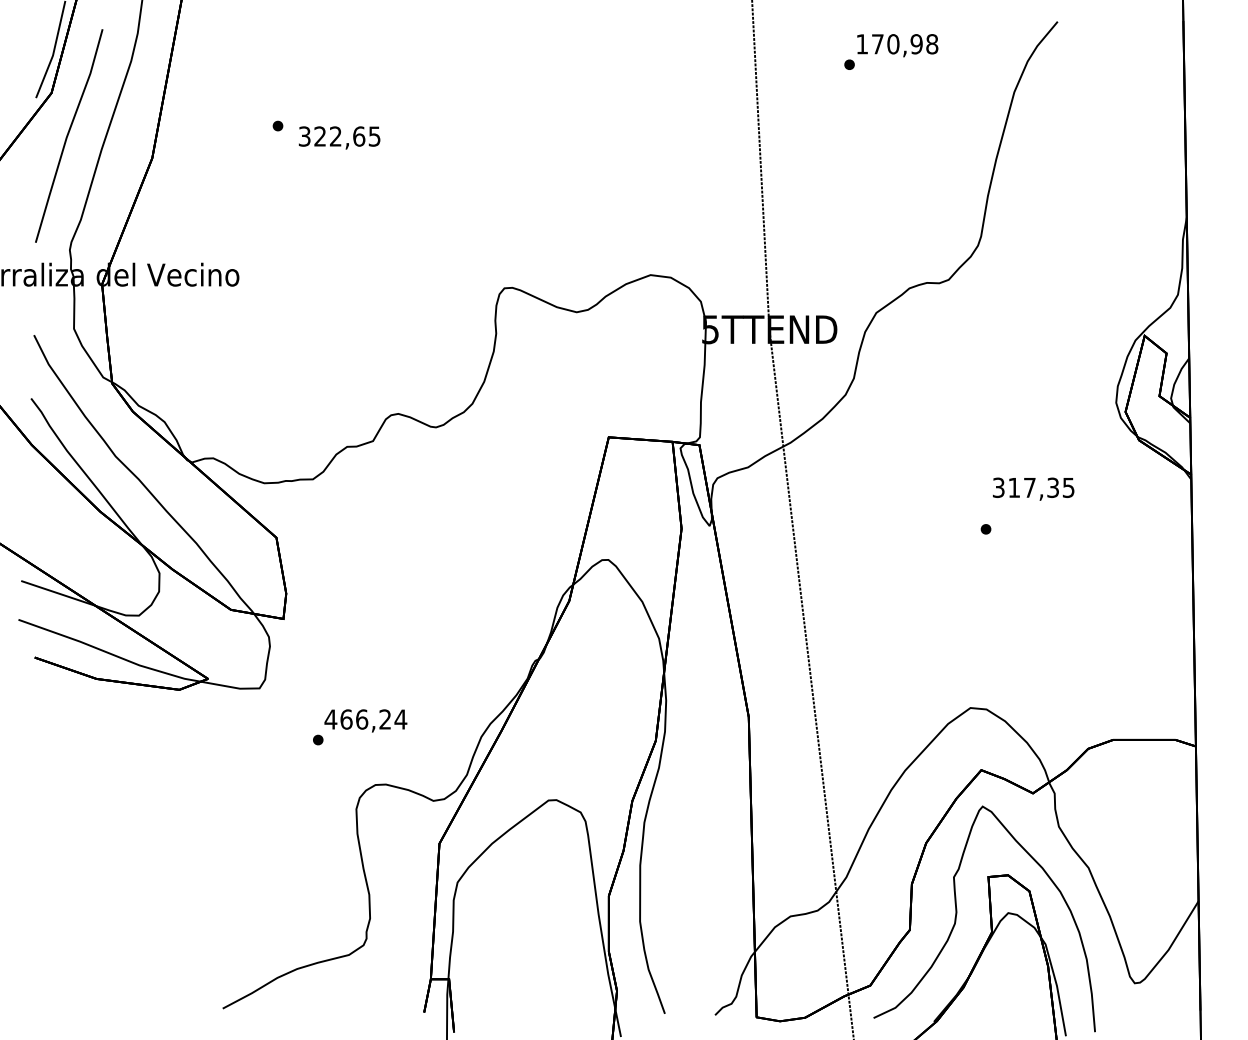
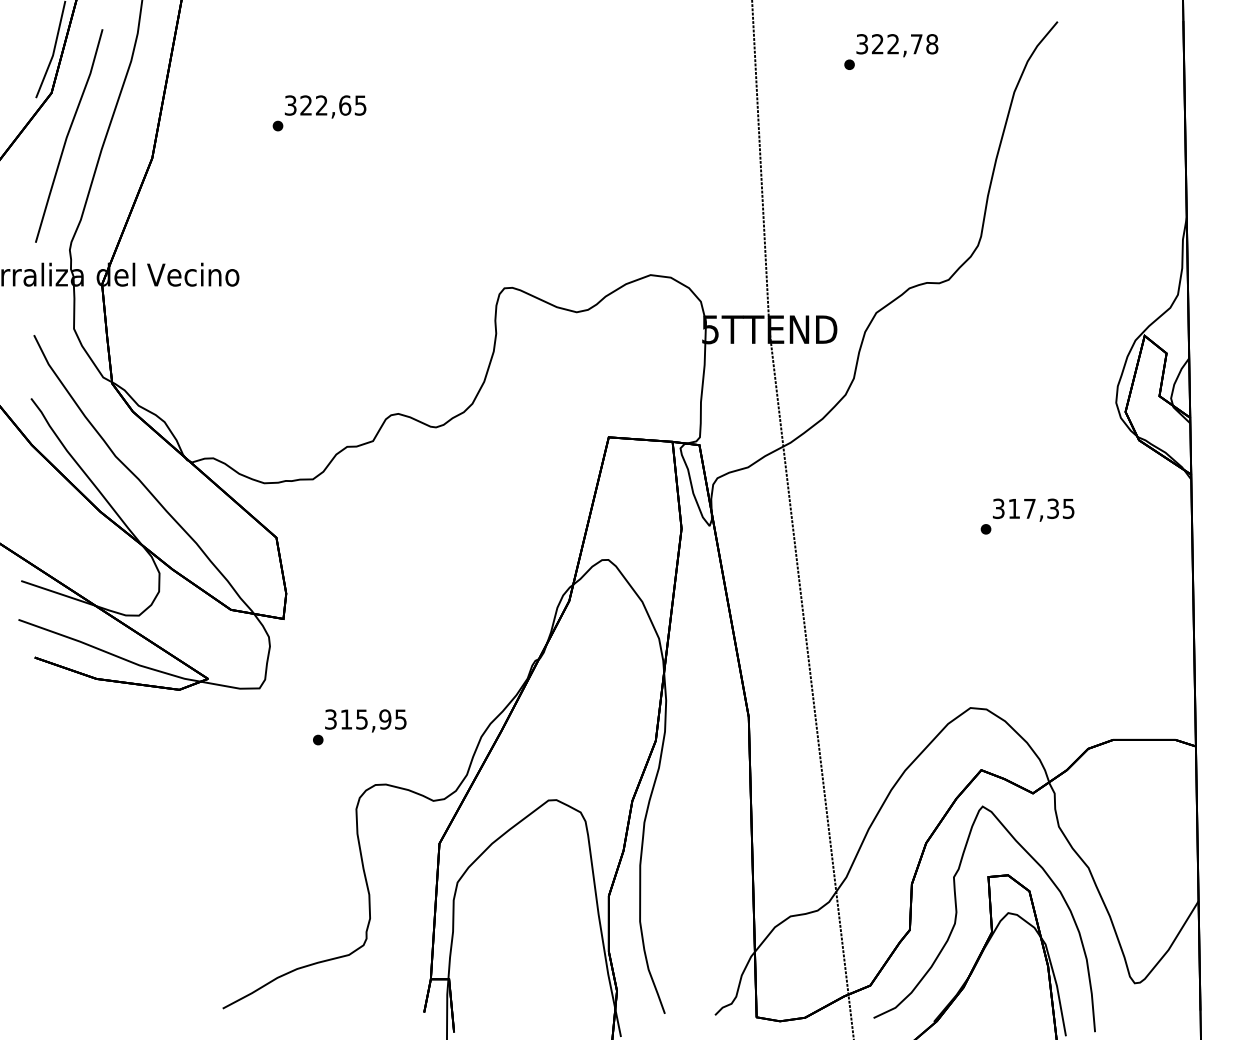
text: 170,98 -> 322,78 (889, 44)
text position: (339, 137) -> (325, 106) (325, 106)
text position: (1033, 488) -> (1033, 509) (1033, 509)
text: 466,24 -> 315,95 (365, 719)
